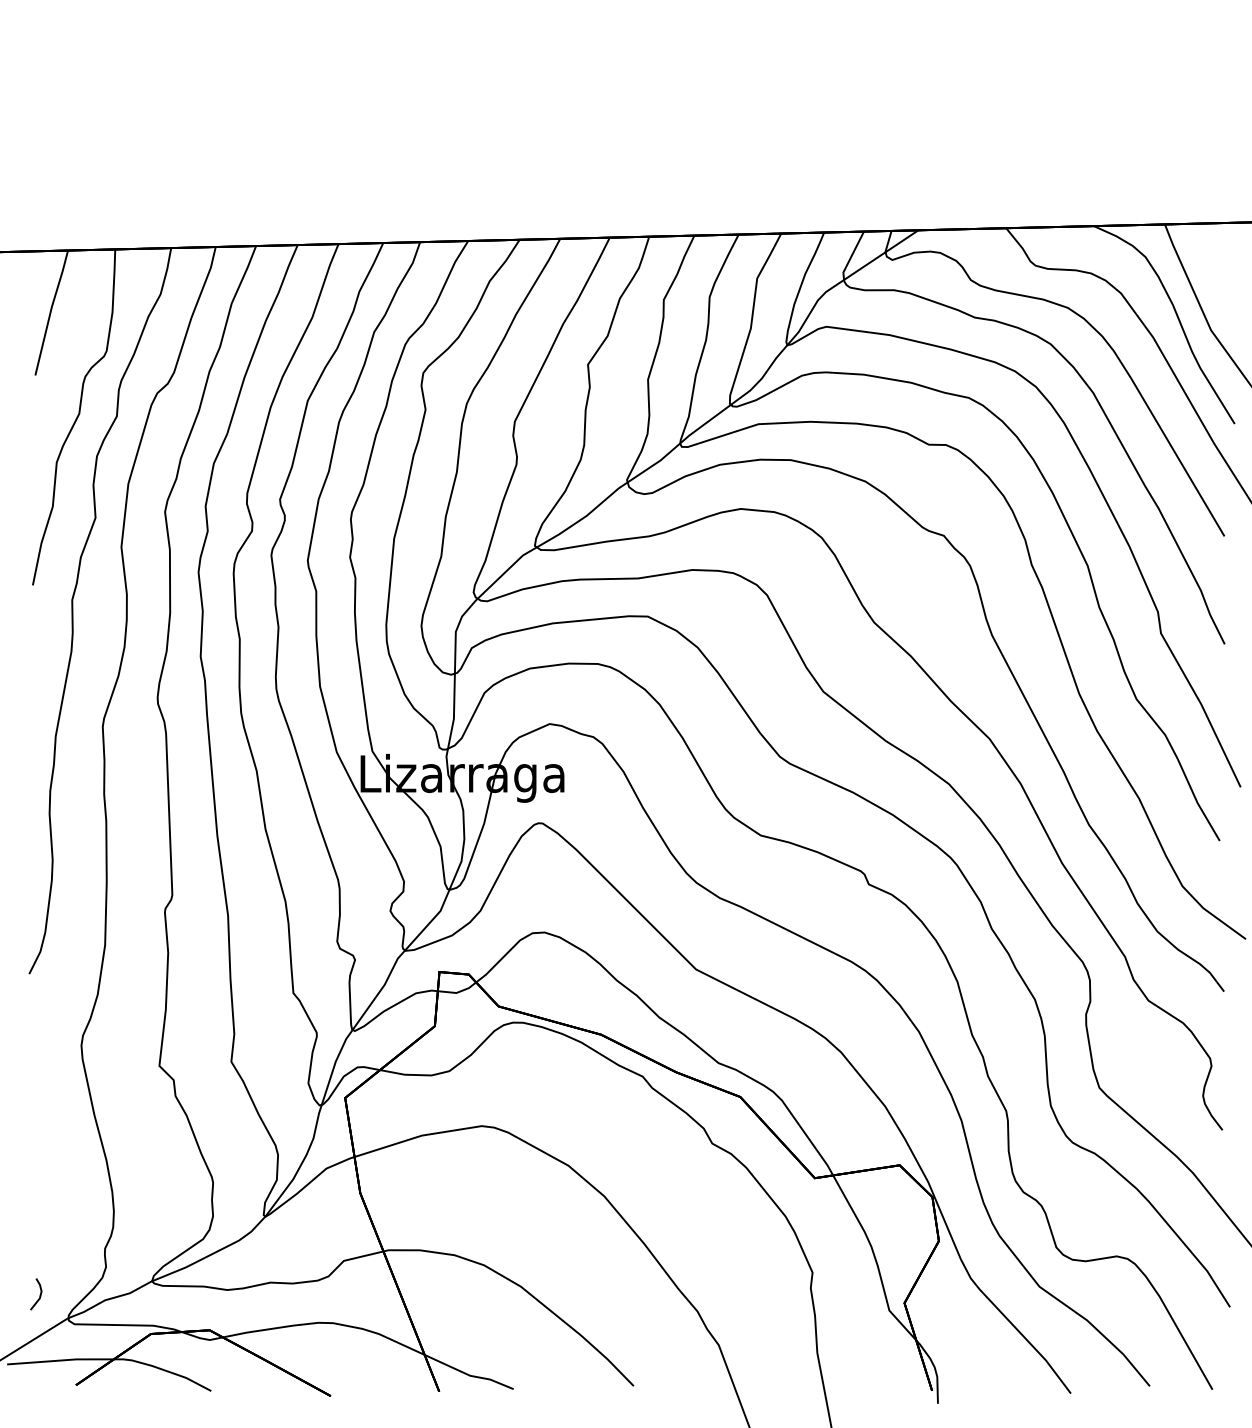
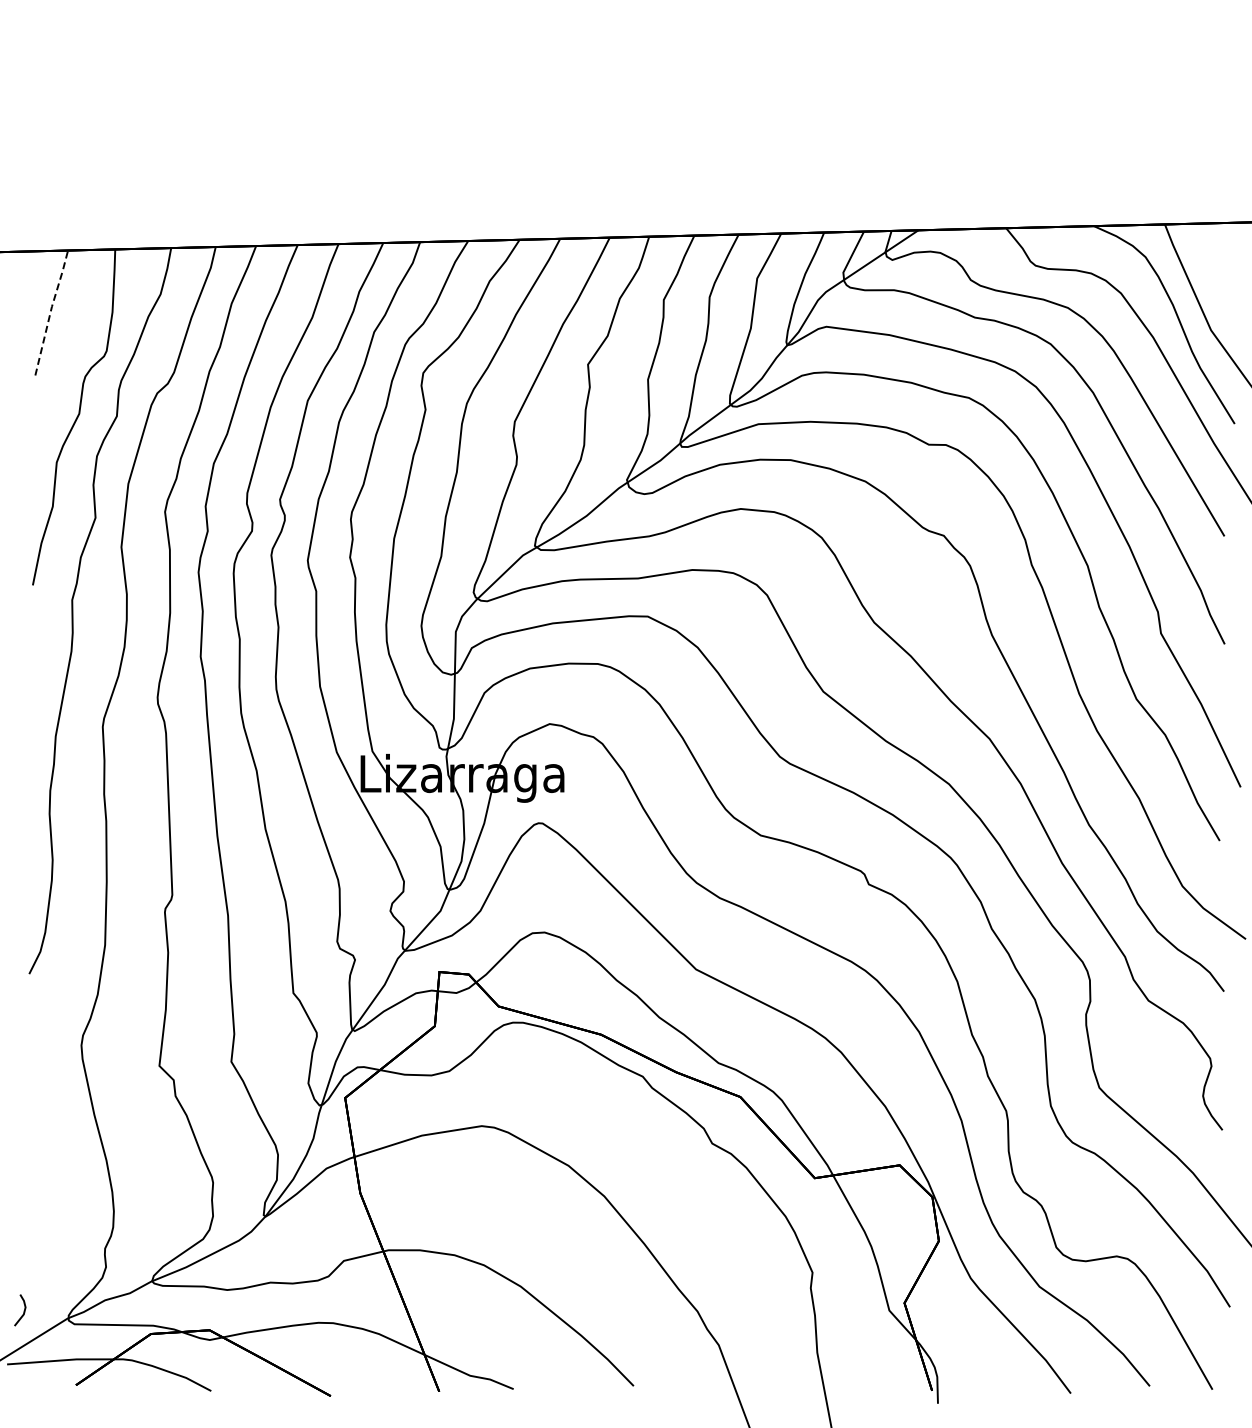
line: solid -> dashed (50, 311)
line position: (39, 1294) -> (23, 1310) (23, 1310)
